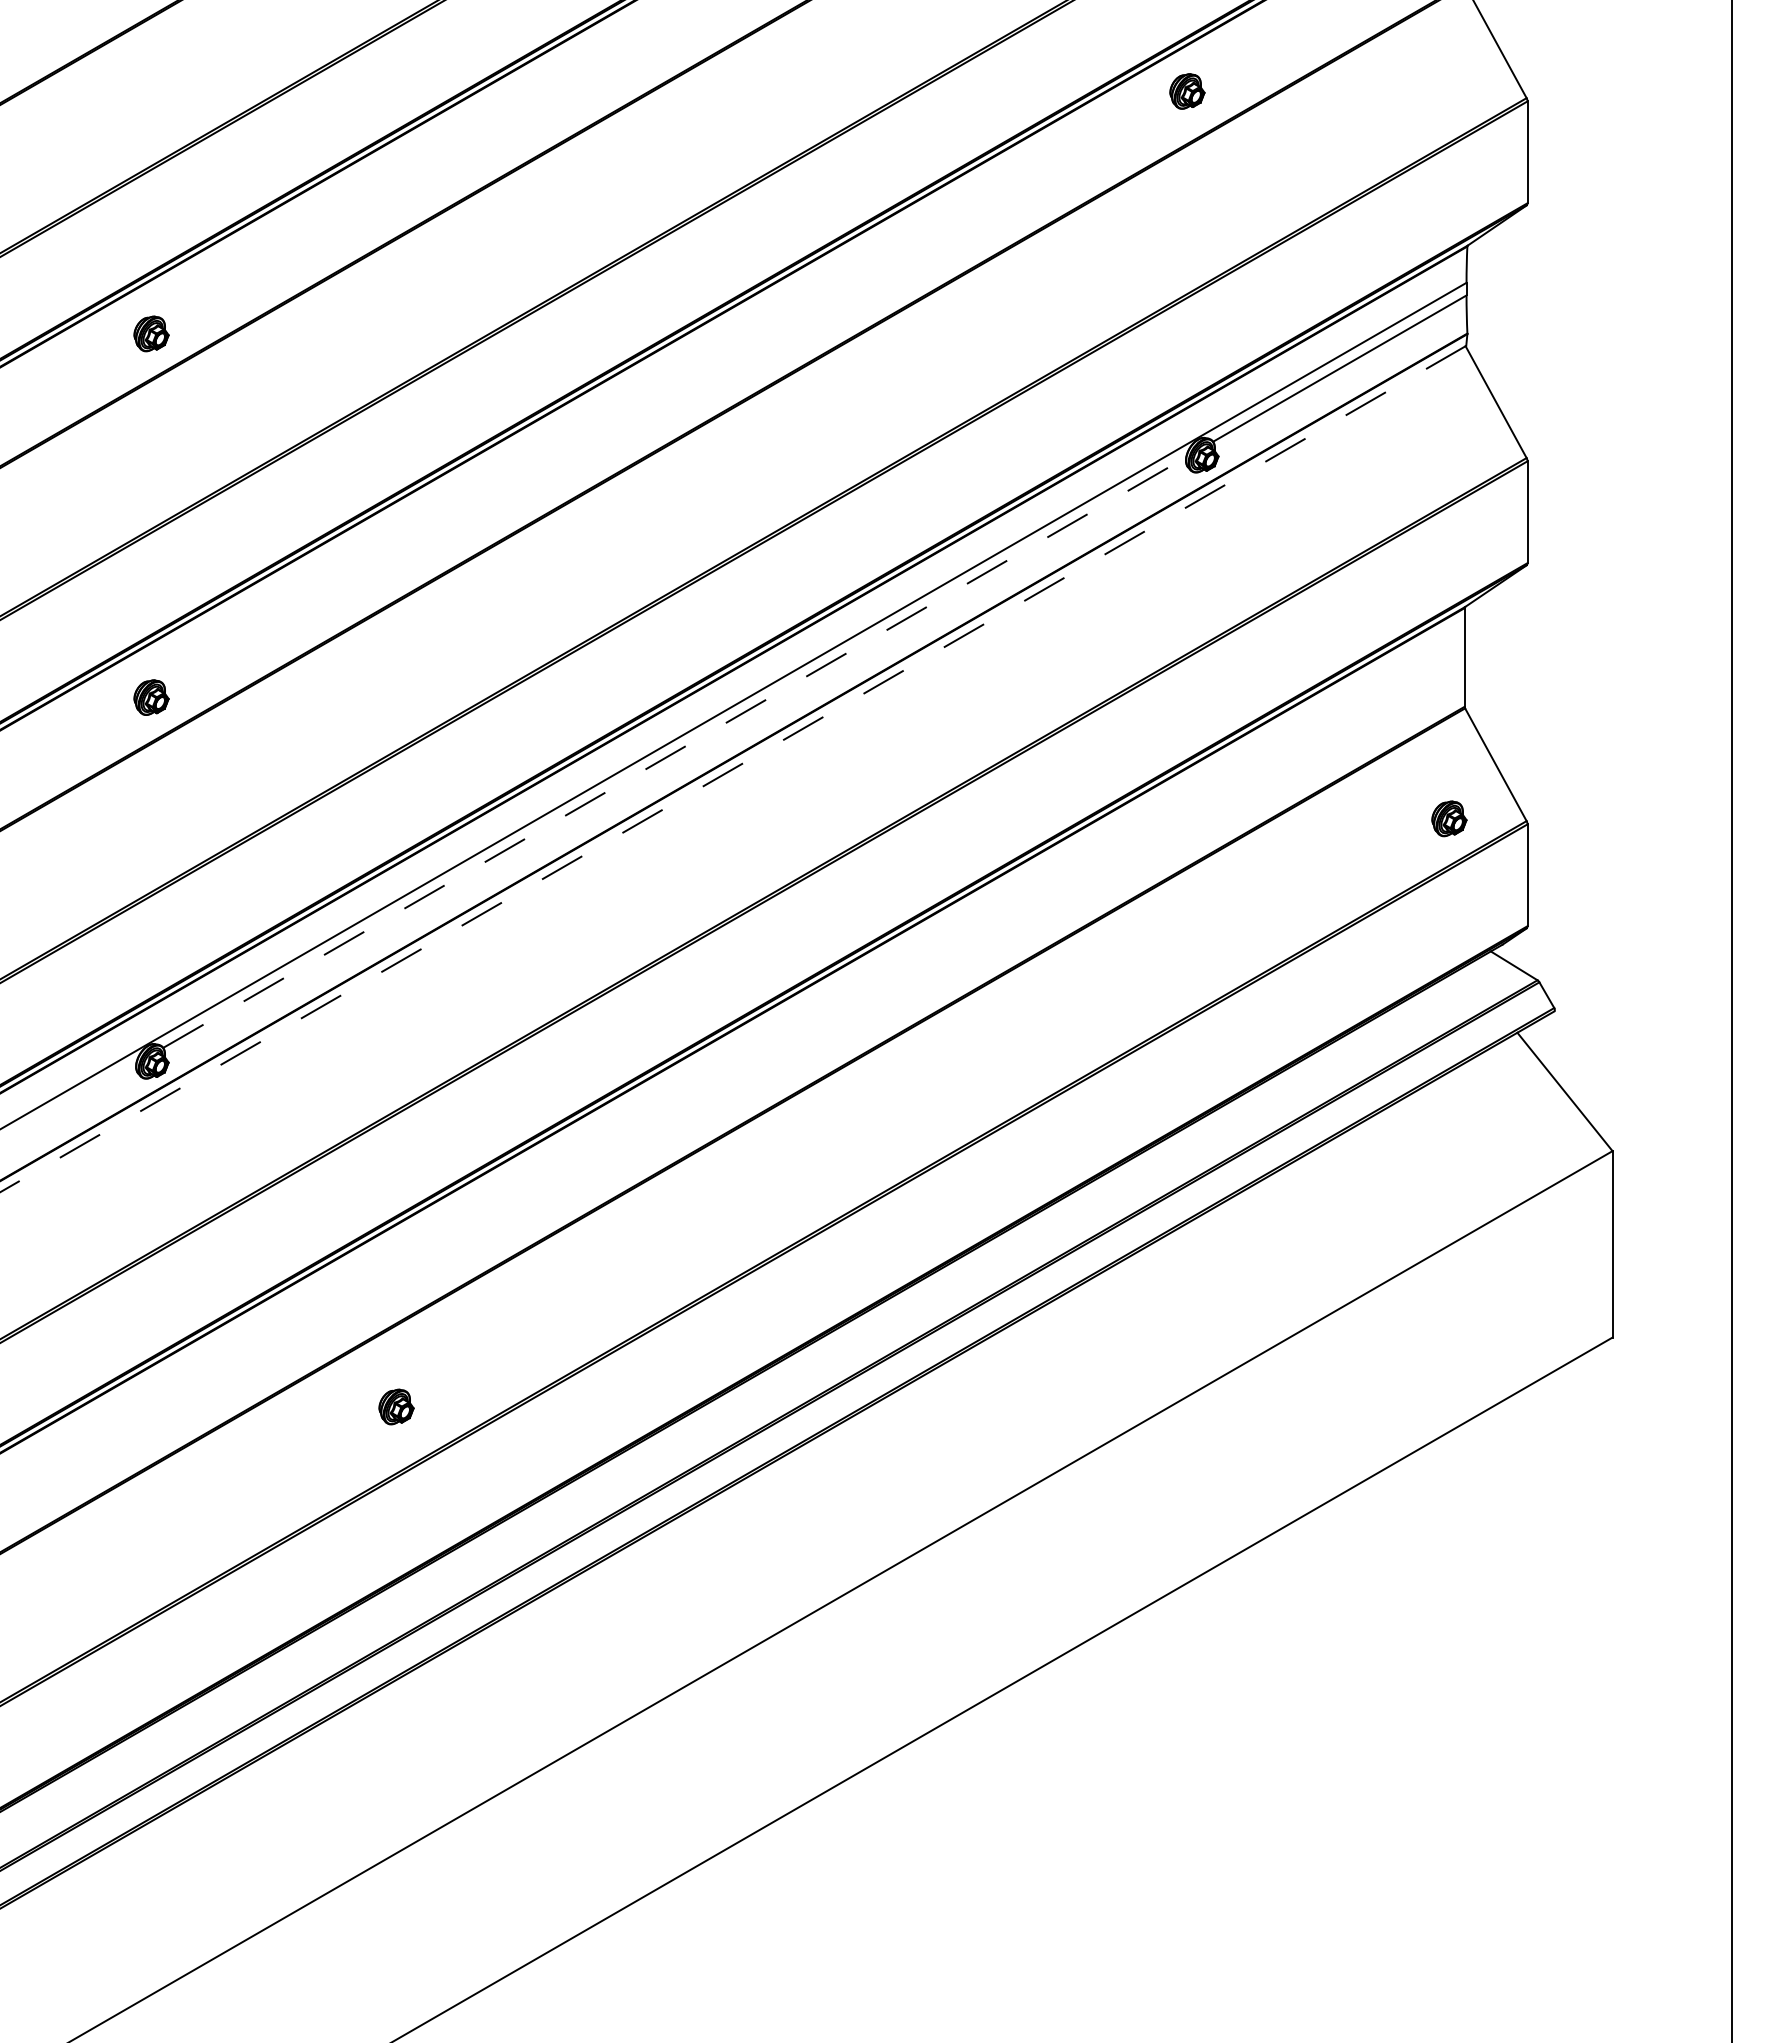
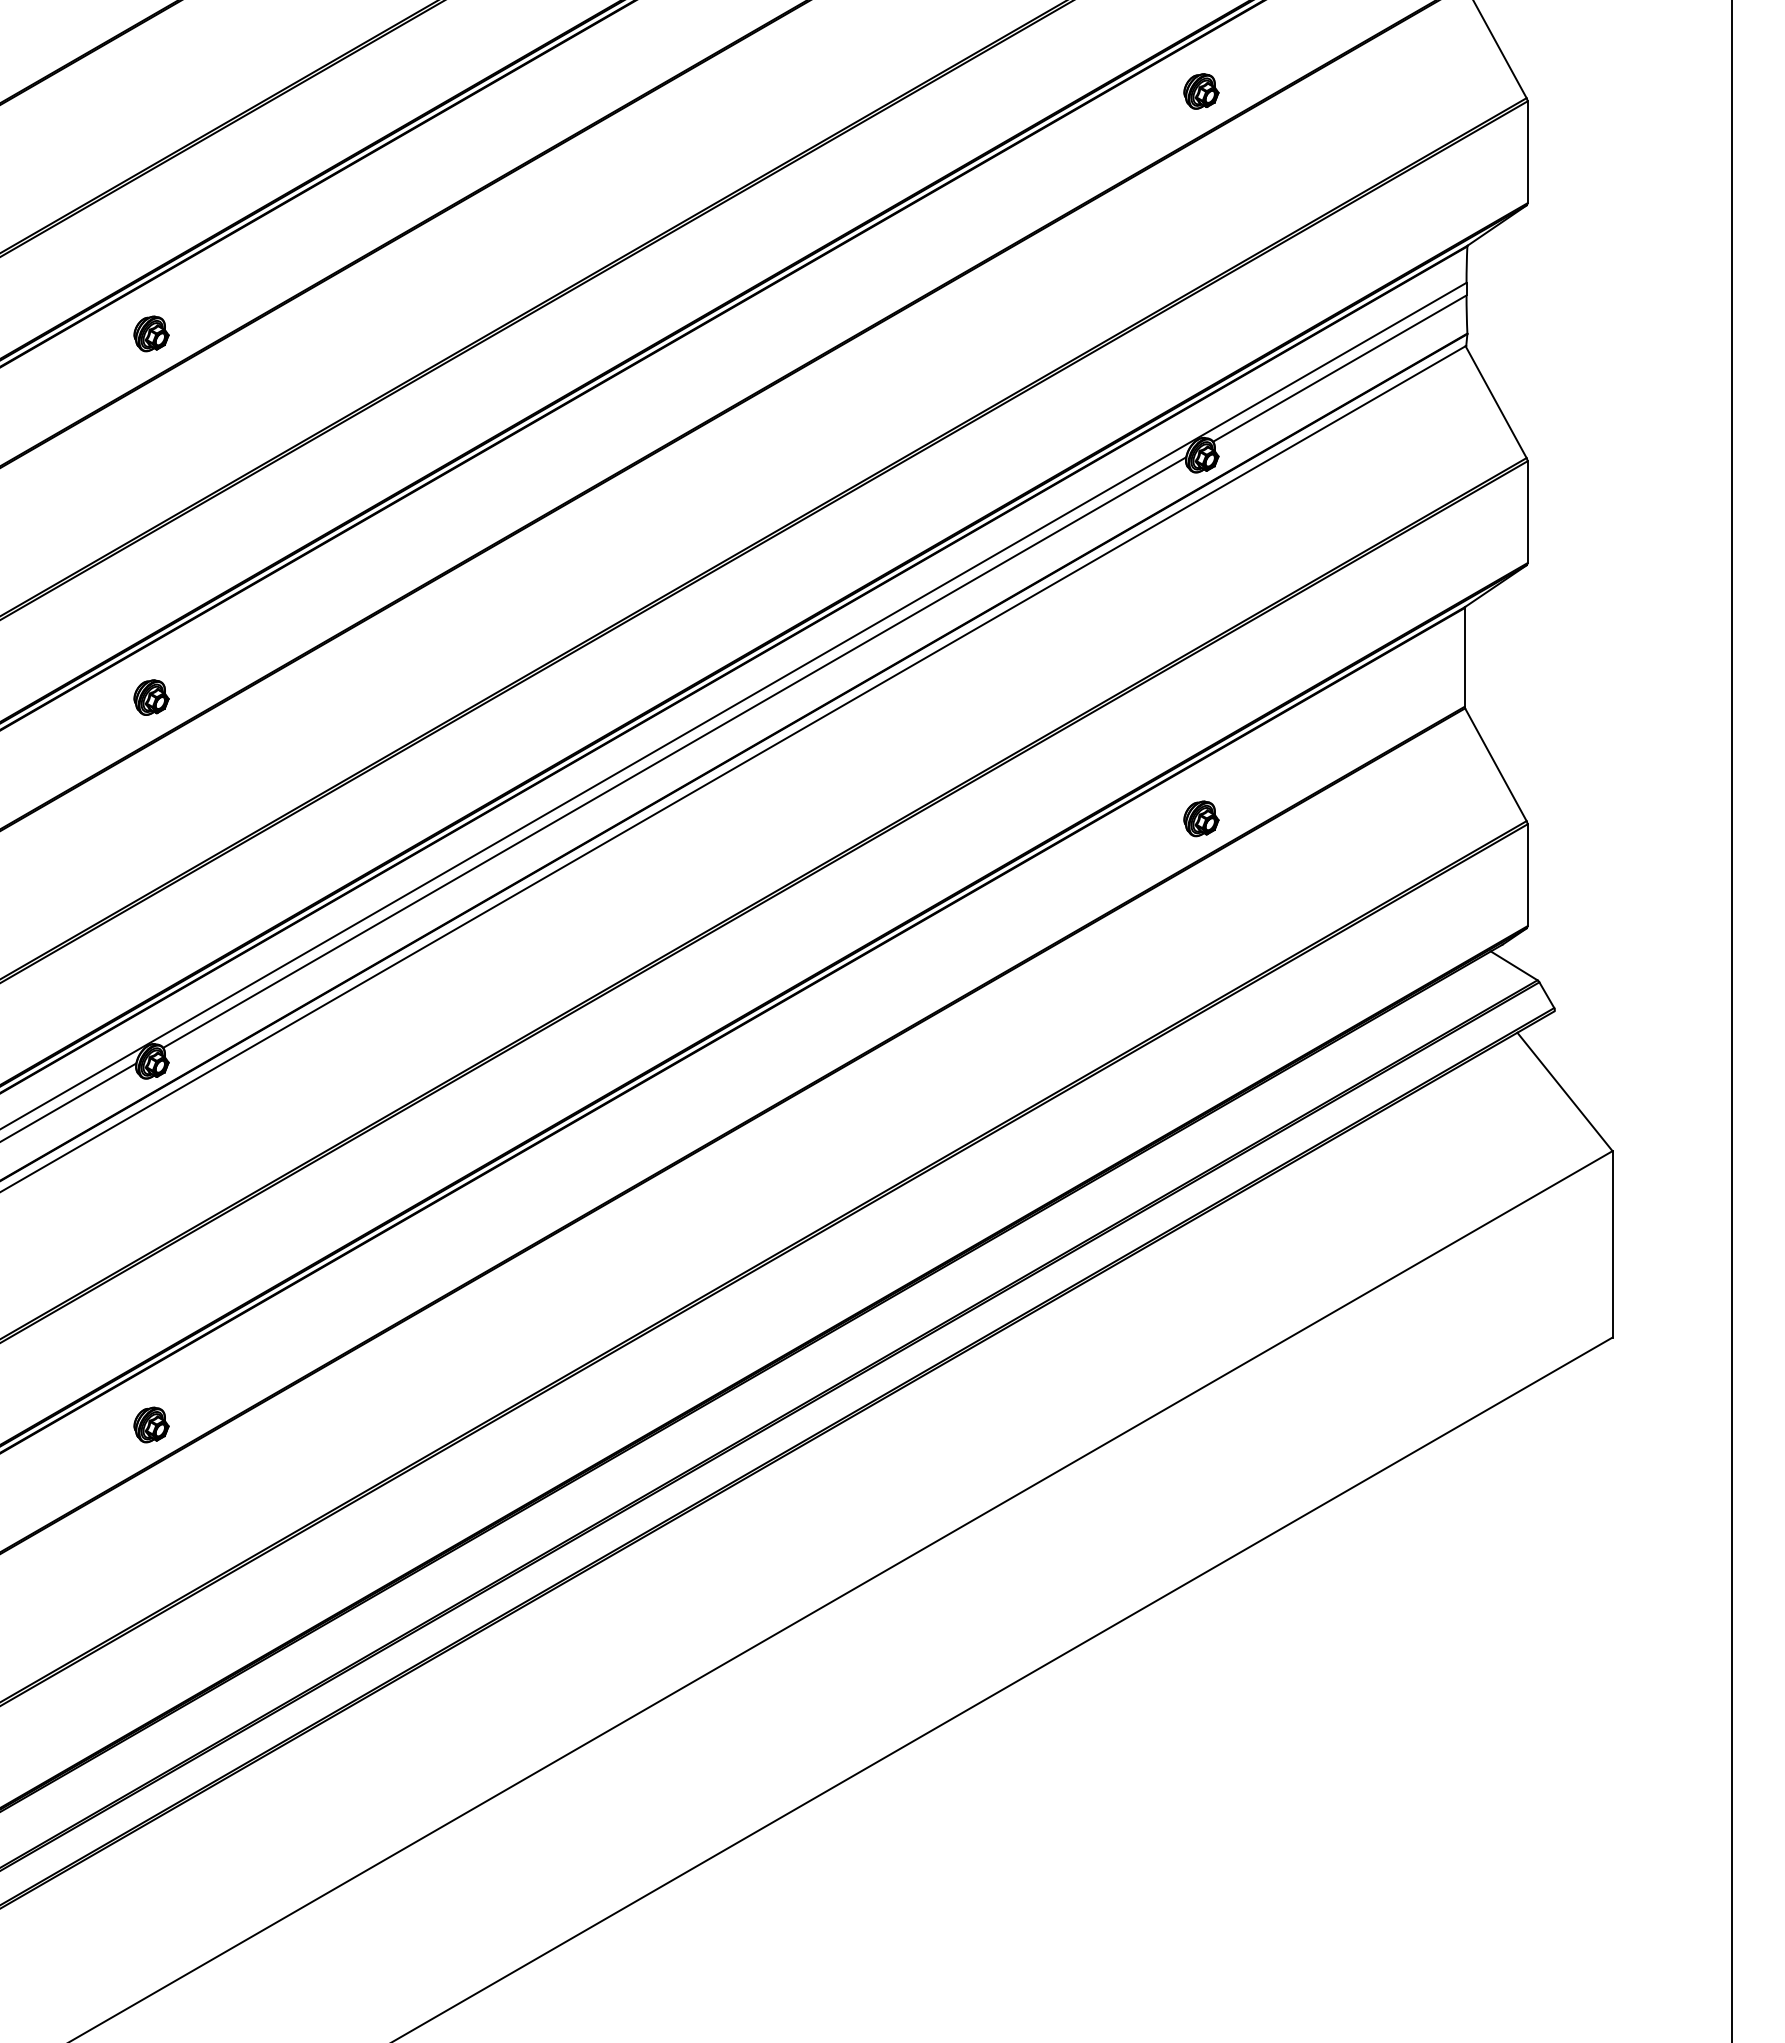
part position: (1187, 91) -> (1201, 91) (1201, 91)
line: dashed -> solid (674, 752)
line: dashed -> solid (732, 769)
part position: (1449, 818) -> (1201, 818) (1201, 818)
line: none -> present (68, 1101)
part position: (396, 1406) -> (151, 1424) (151, 1424)
